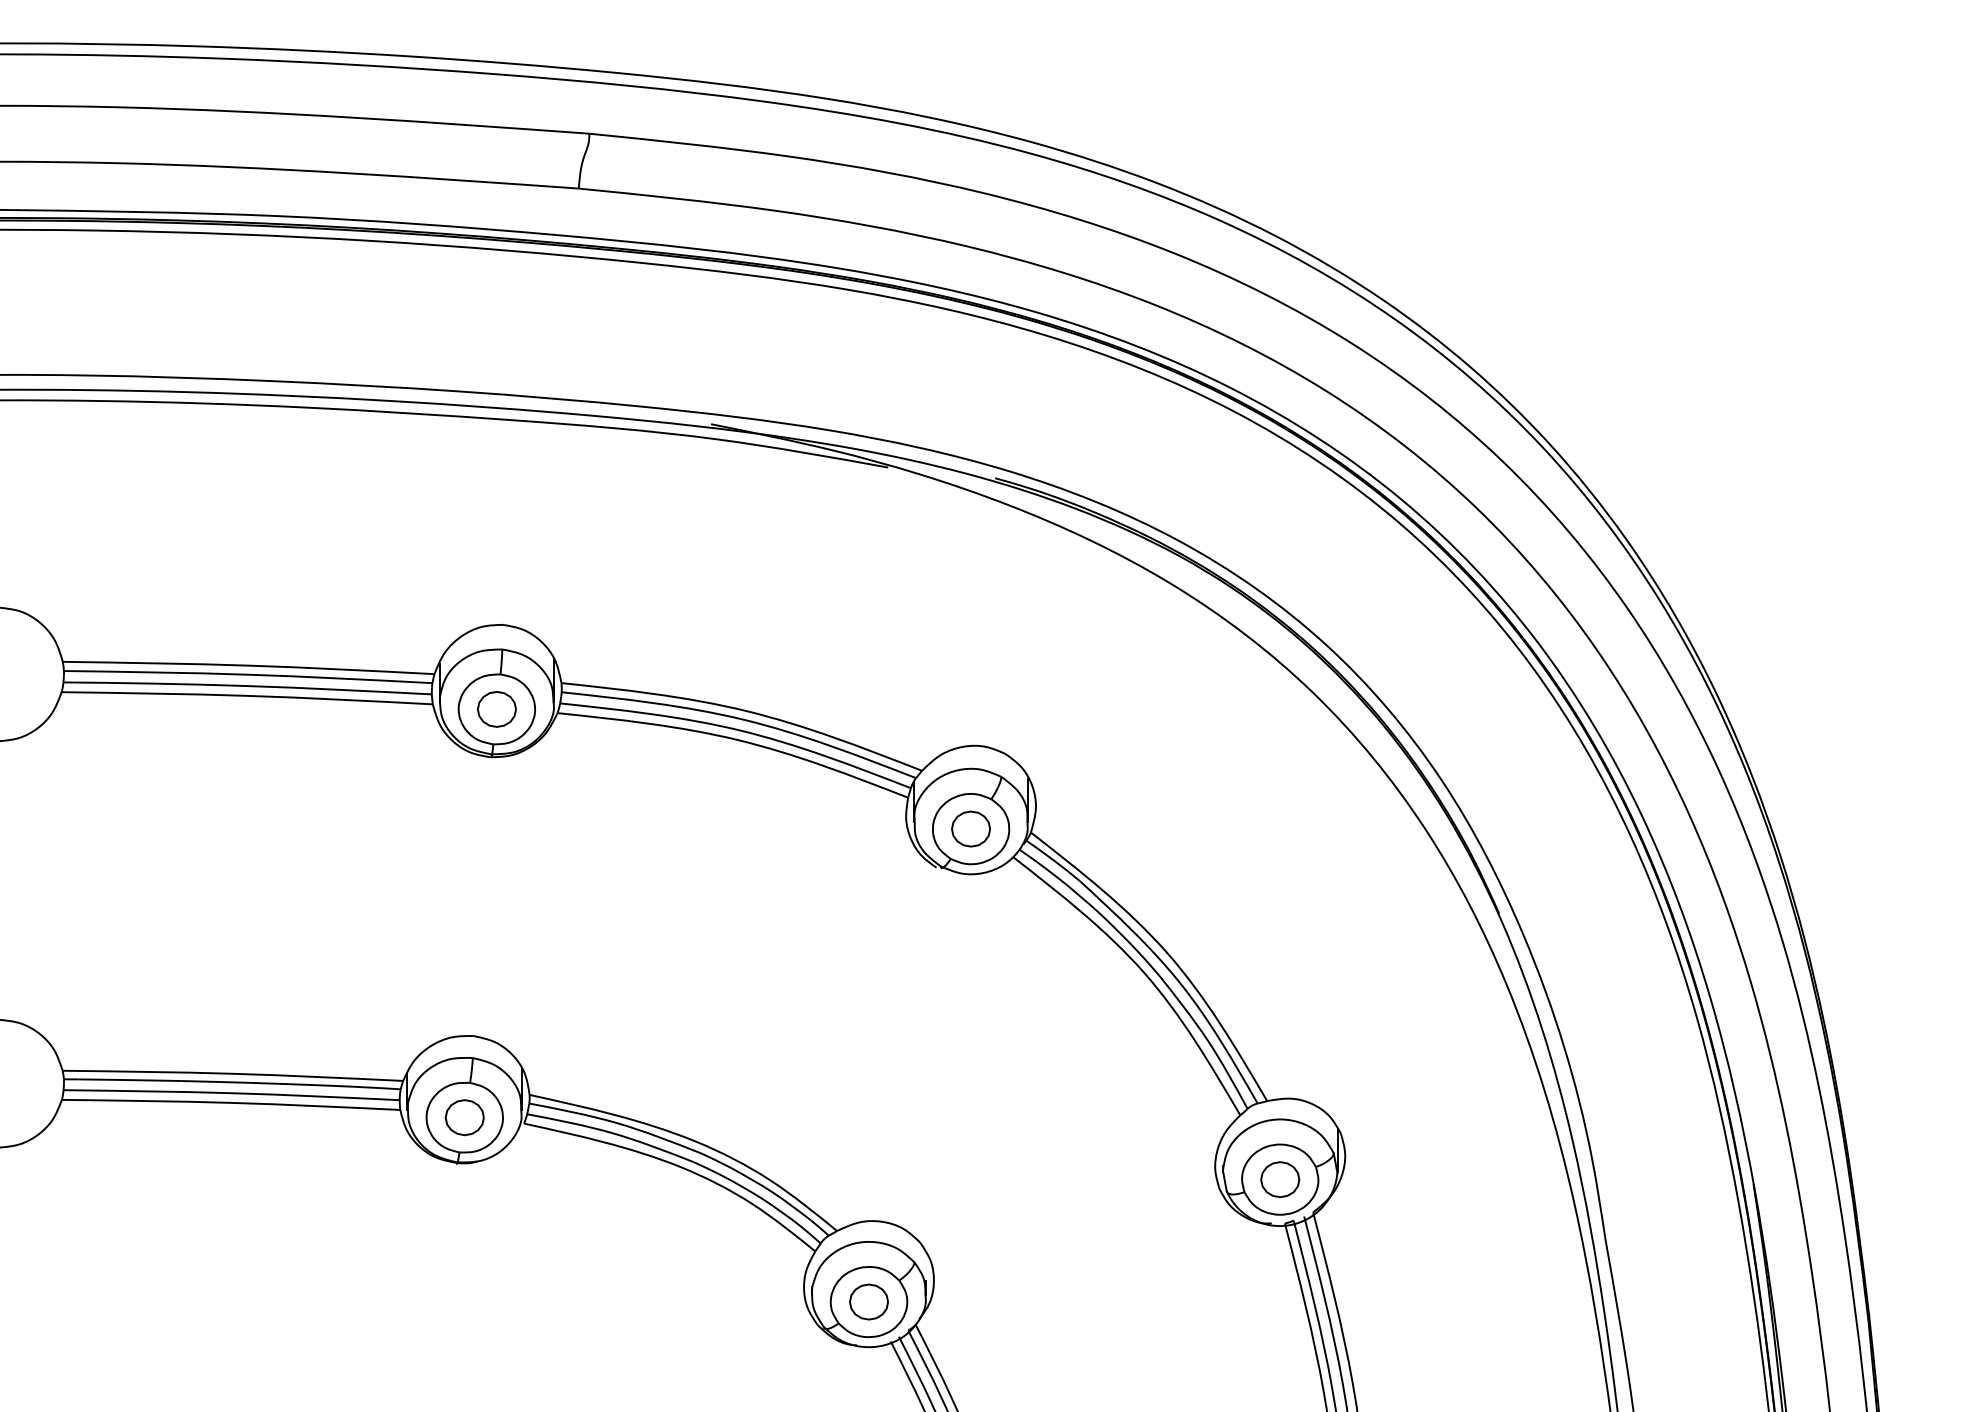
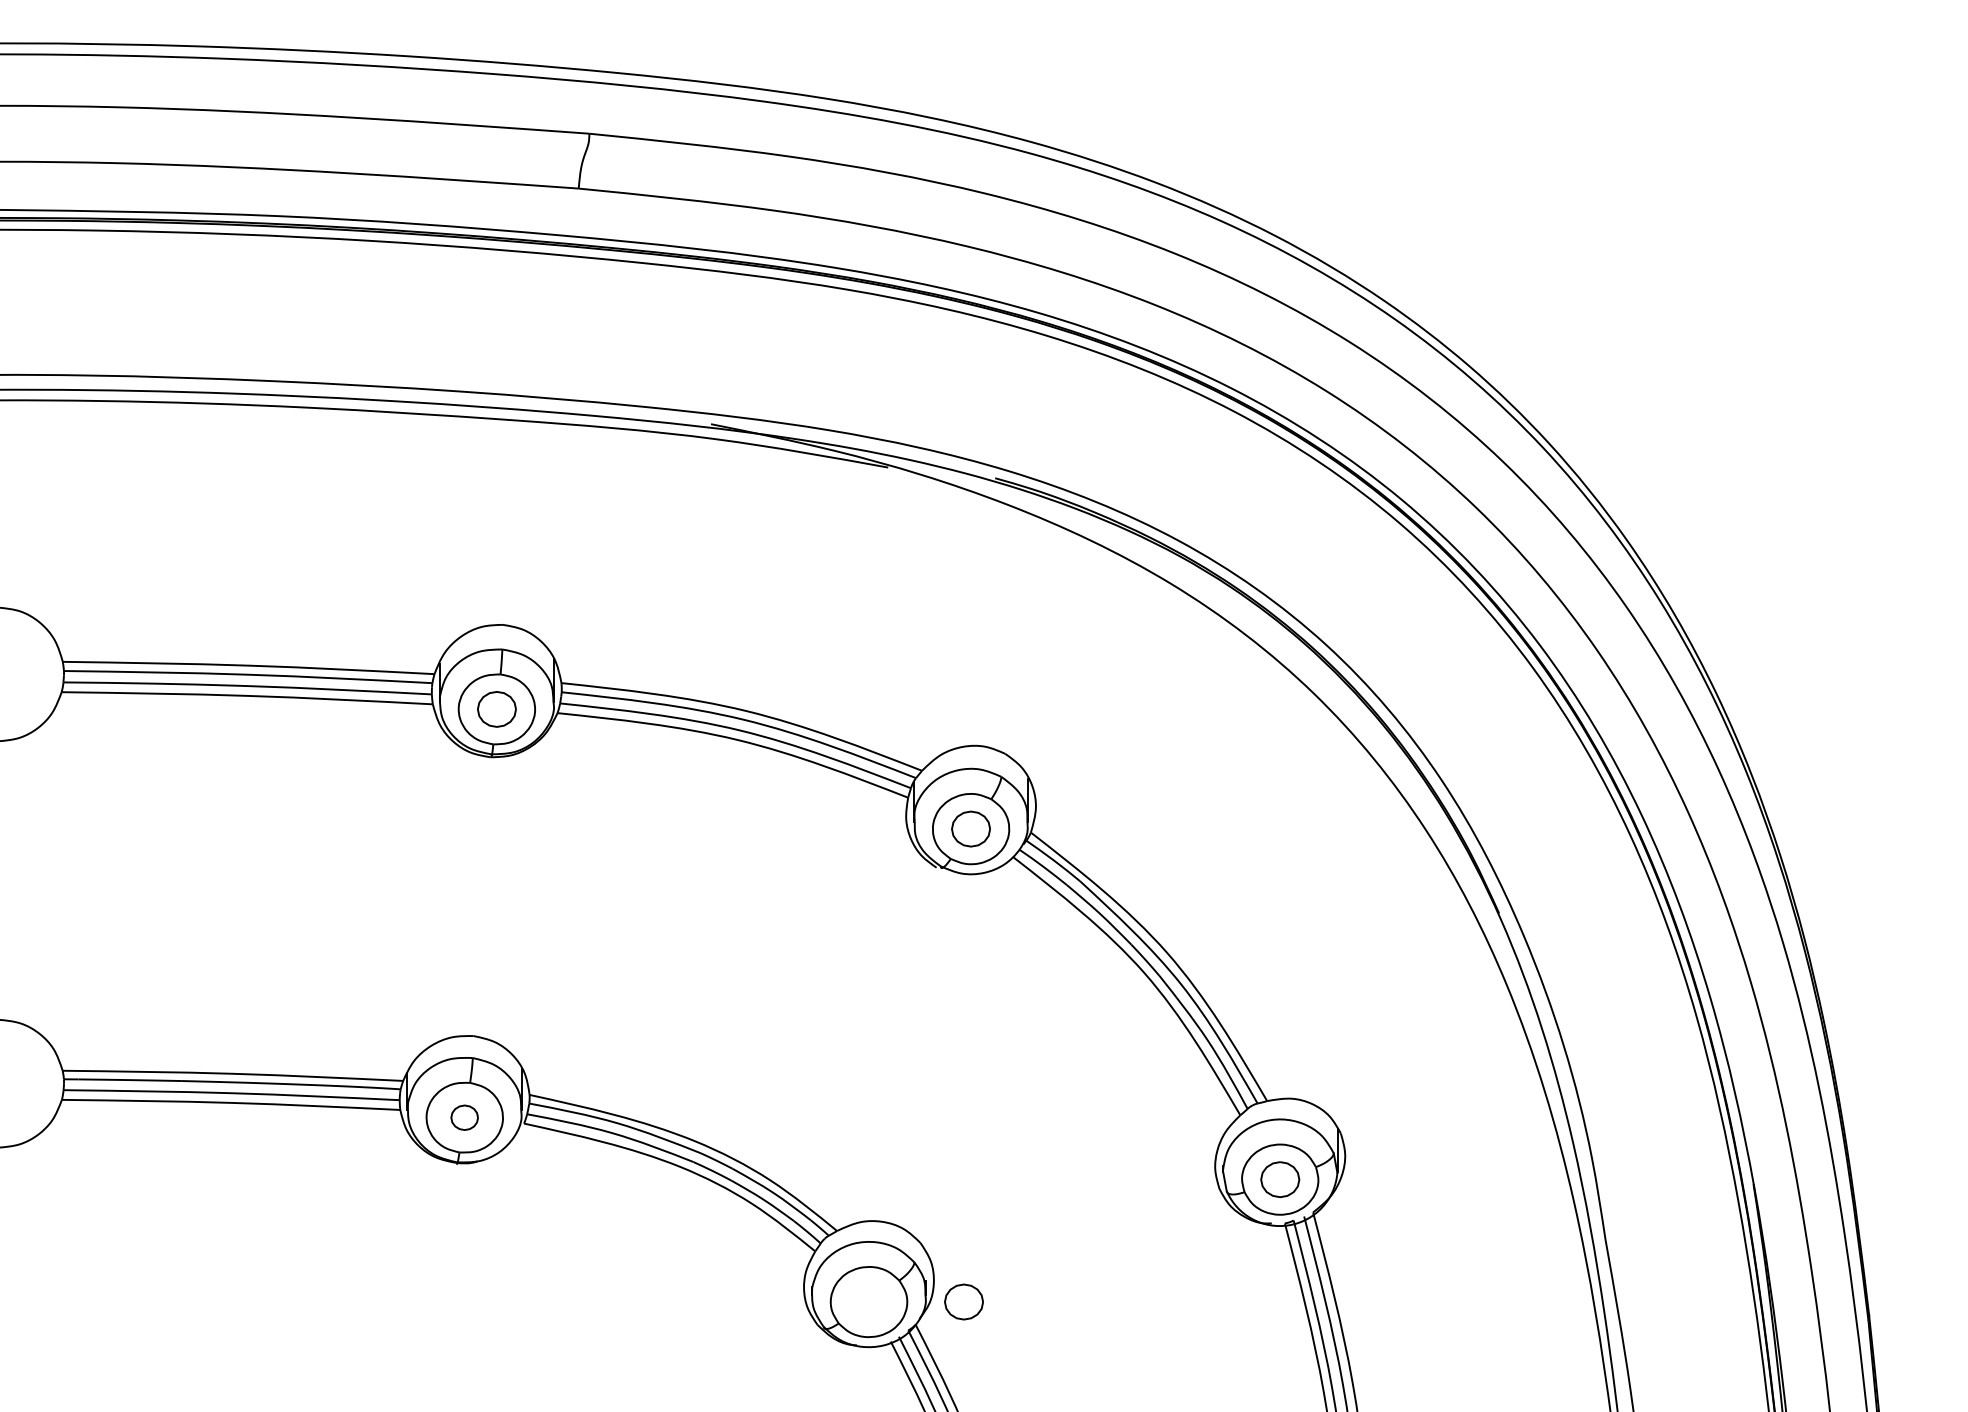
part size: 41x38 px -> 29x27 px (464, 1117)
part position: (868, 1301) -> (963, 1301) (963, 1301)
